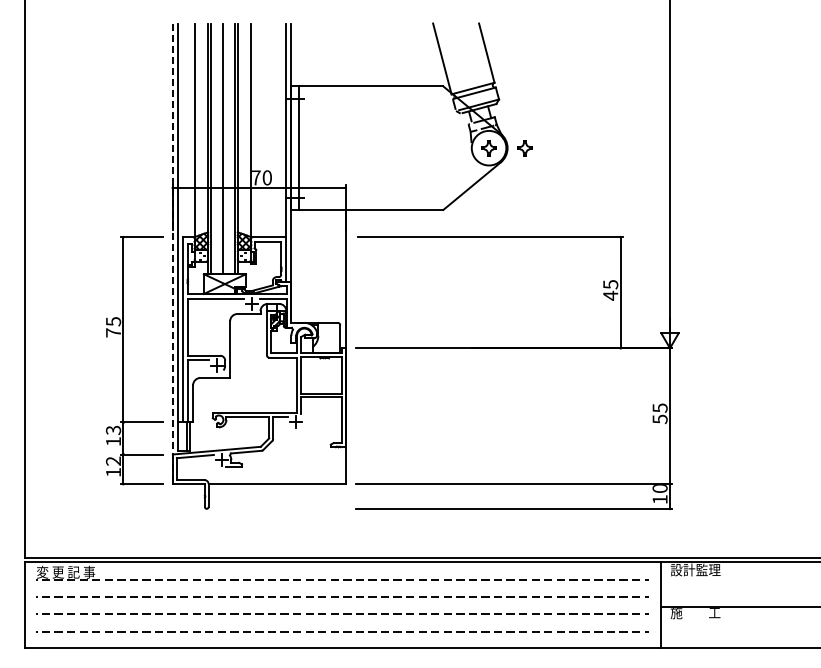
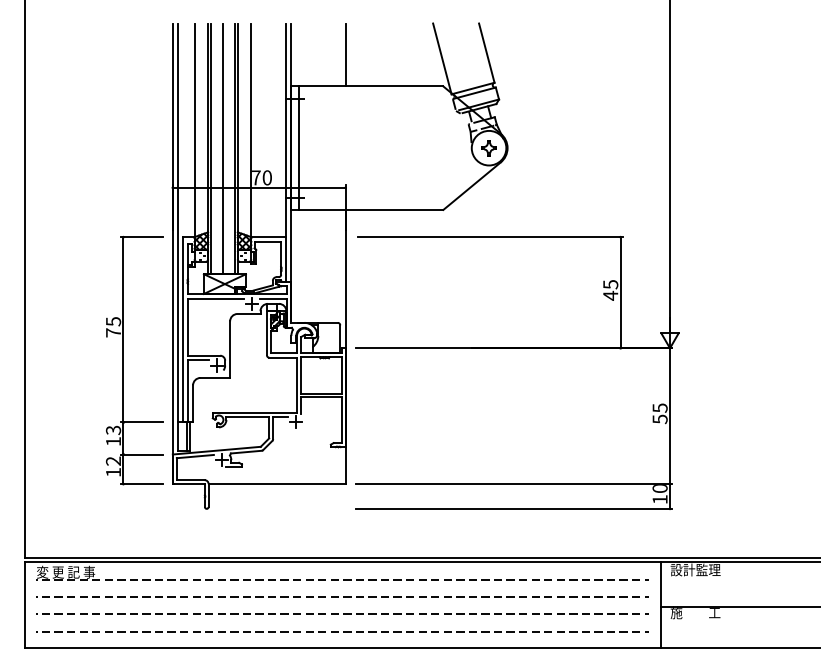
line: none -> present (345, 54)
part: present -> none (524, 148)
line: dashed -> solid (172, 254)
